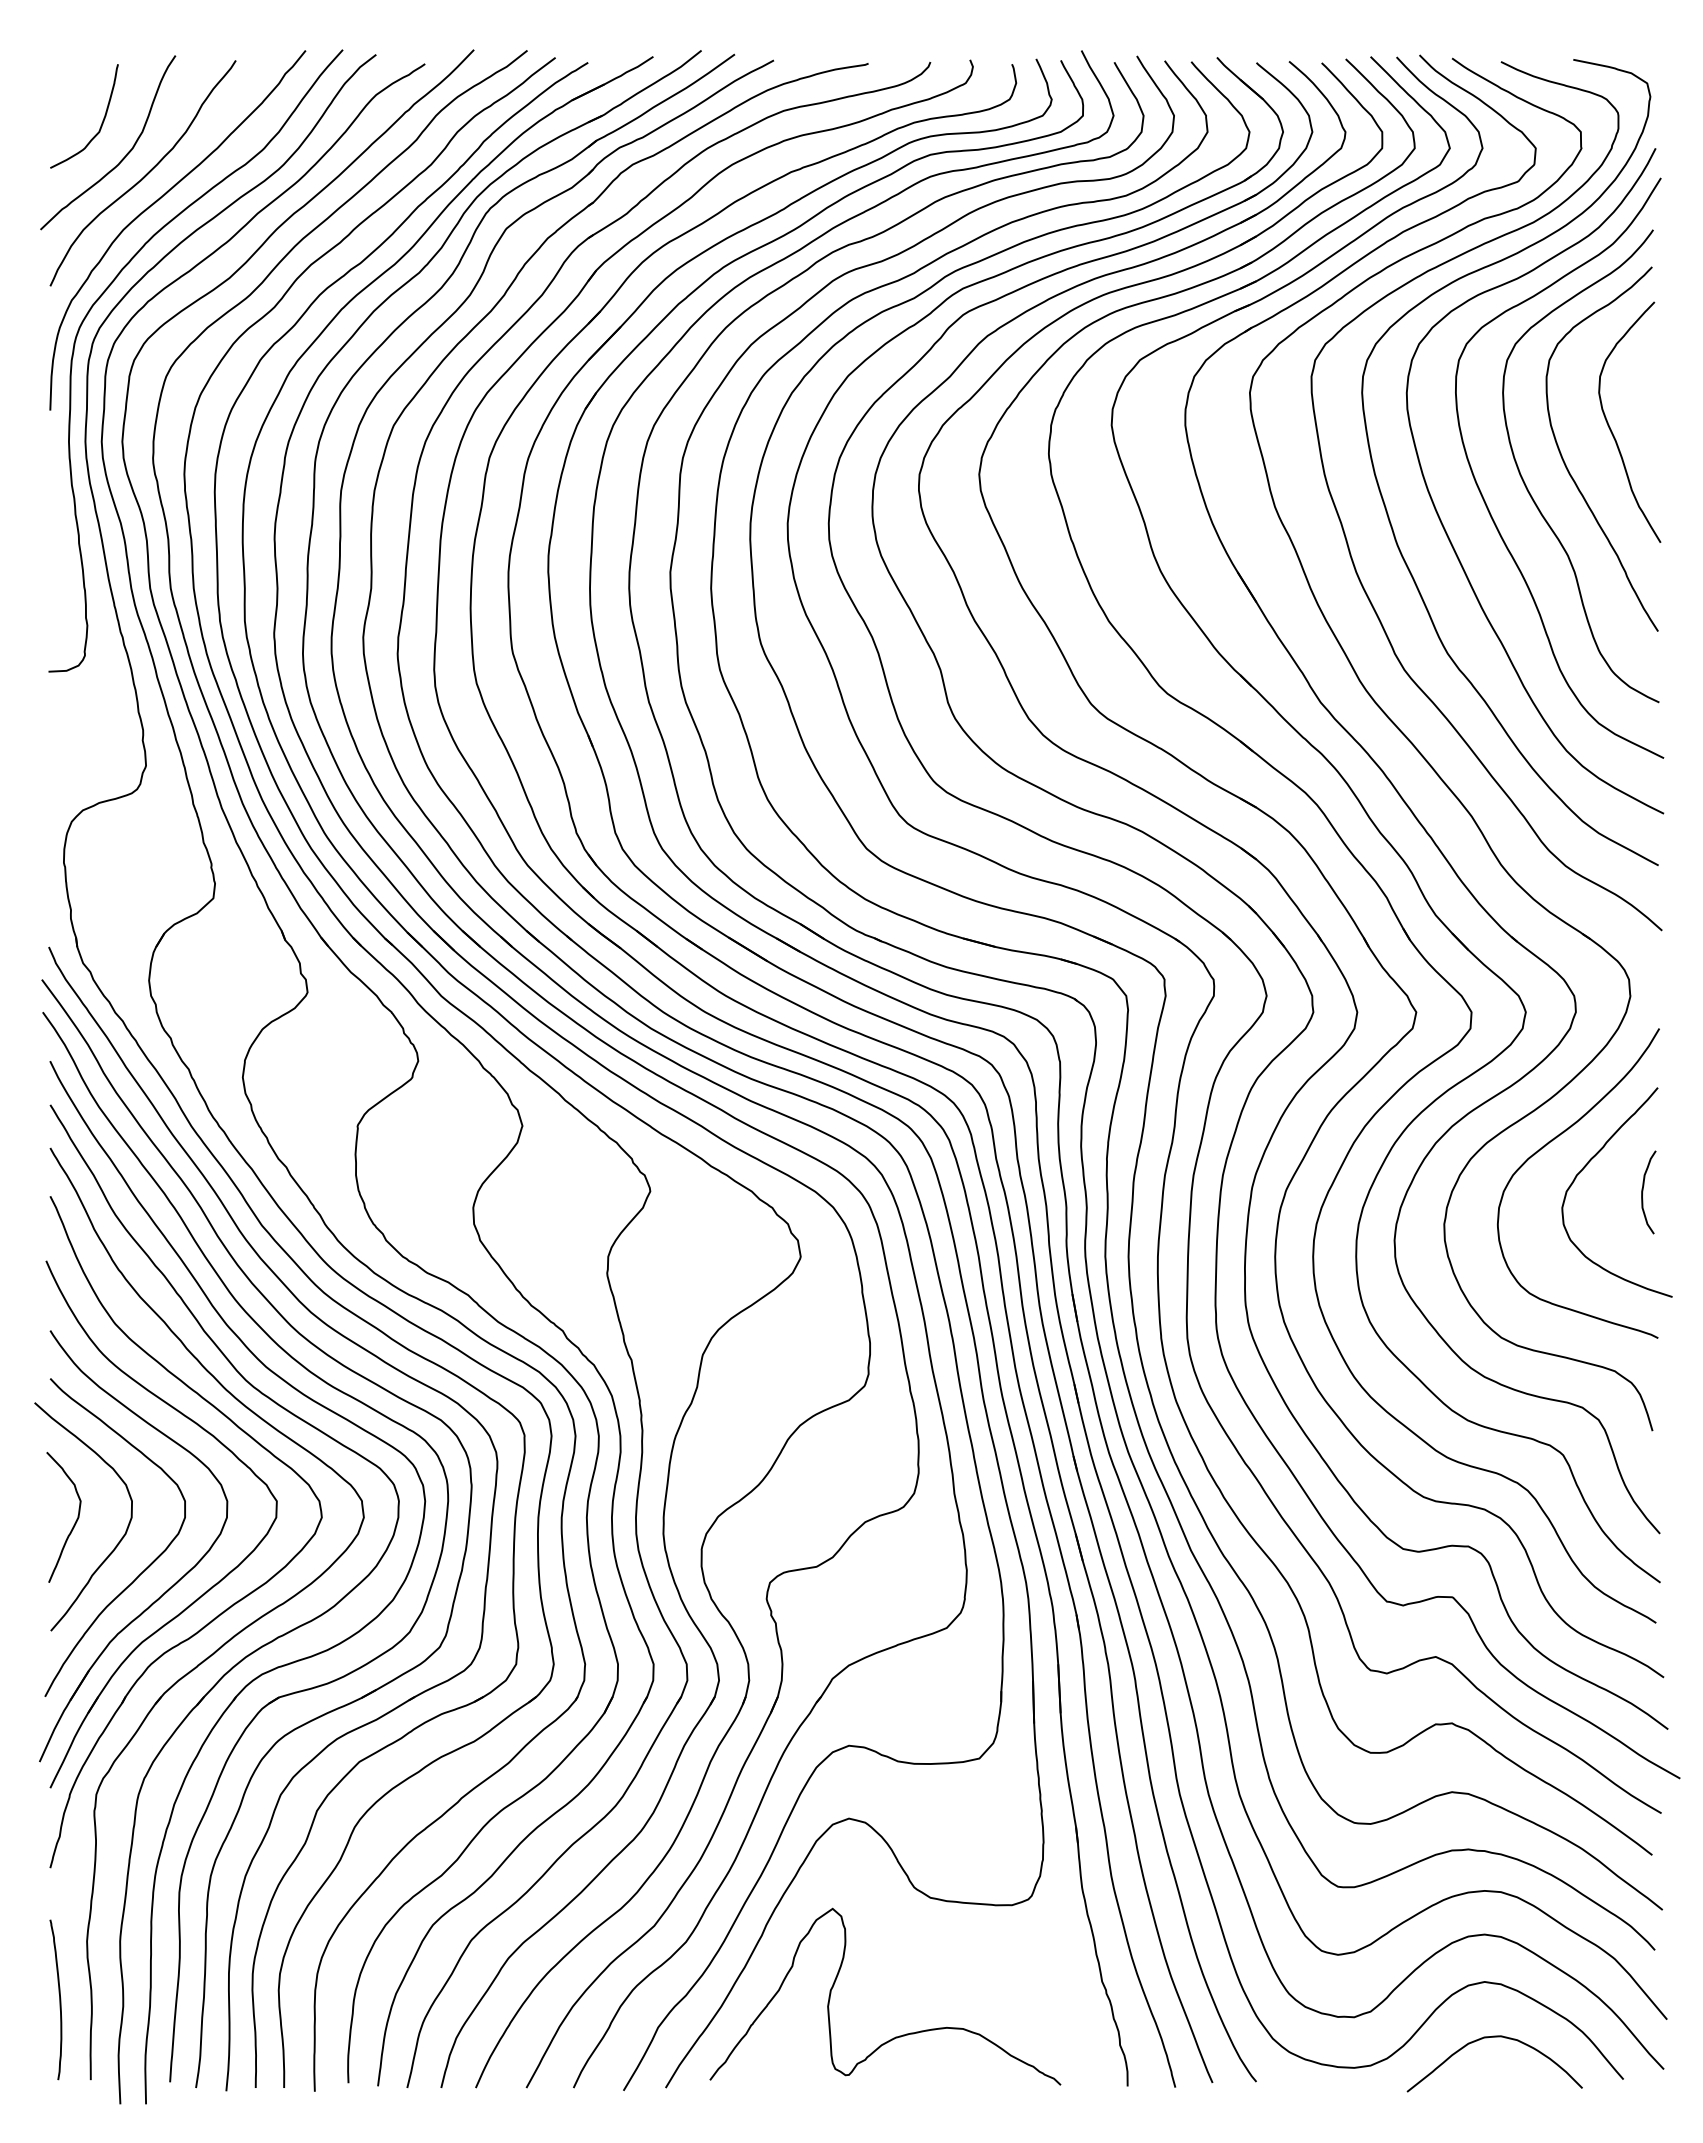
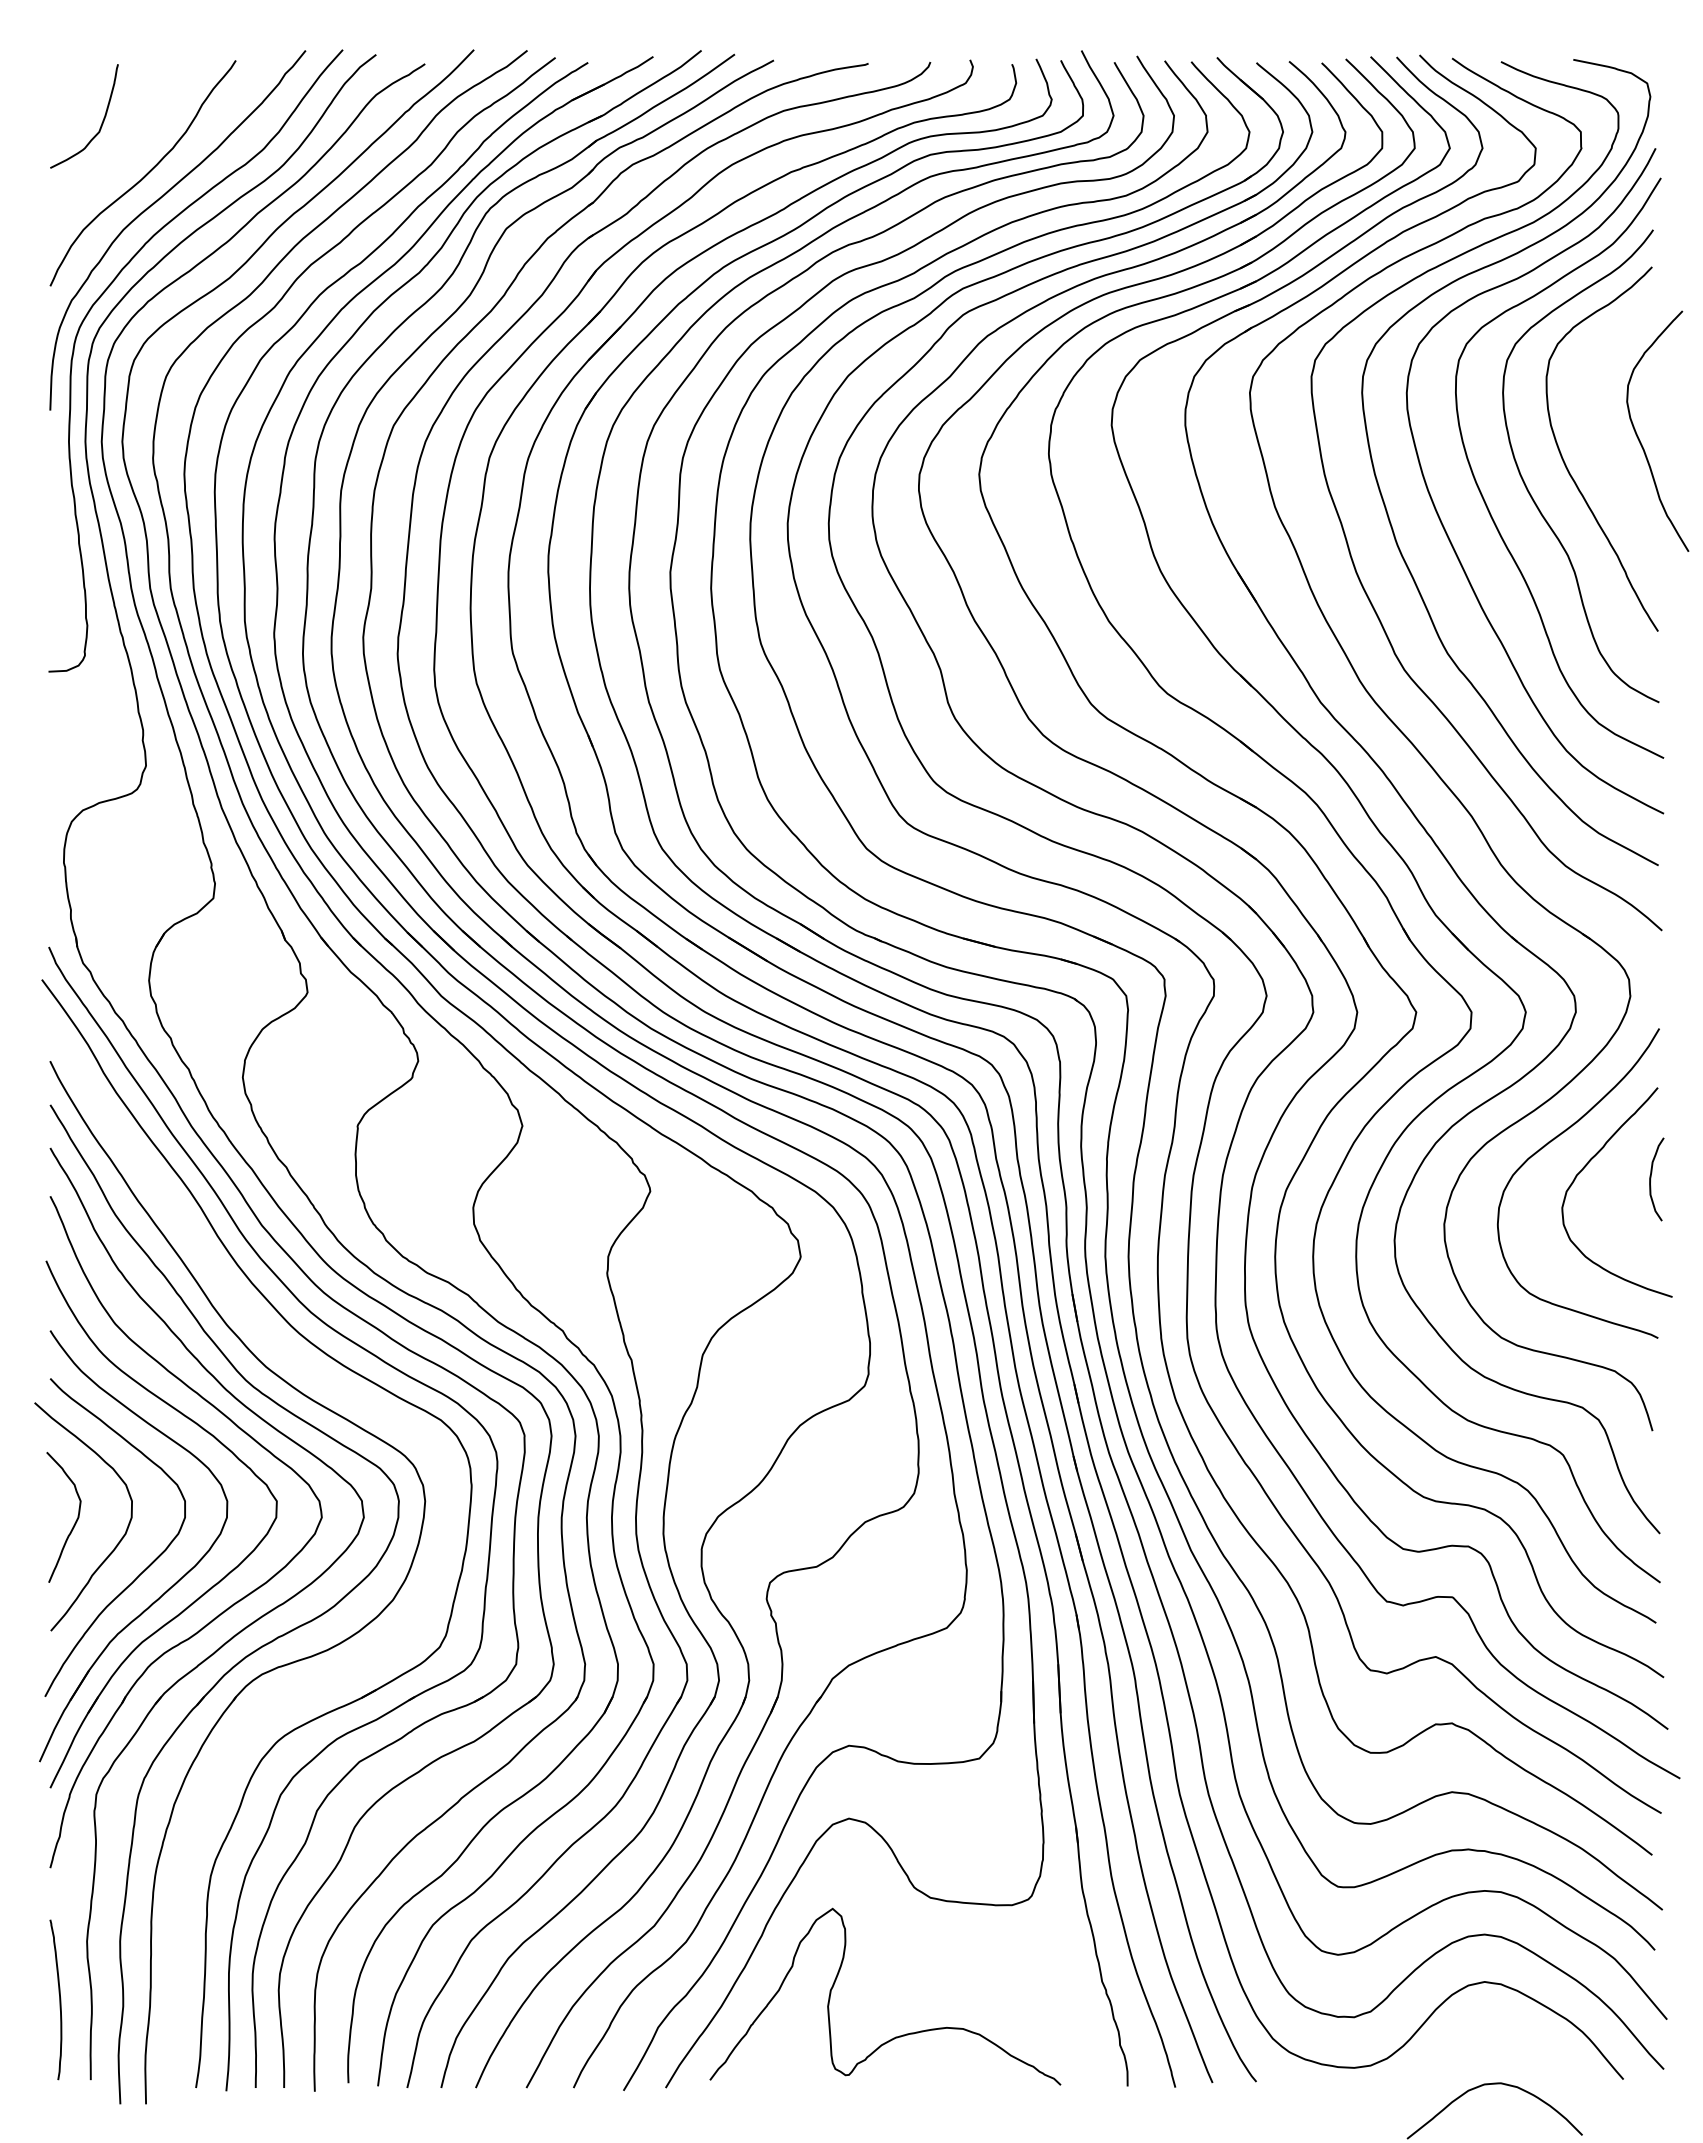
curve: present -> none (126, 153)
curve position: (1611, 429) -> (1639, 438) (1639, 438)
curve position: (1643, 1192) -> (1651, 1179) (1651, 1179)
part: present -> none (284, 1694)
curve position: (1487, 2038) -> (1487, 2085) (1487, 2085)
